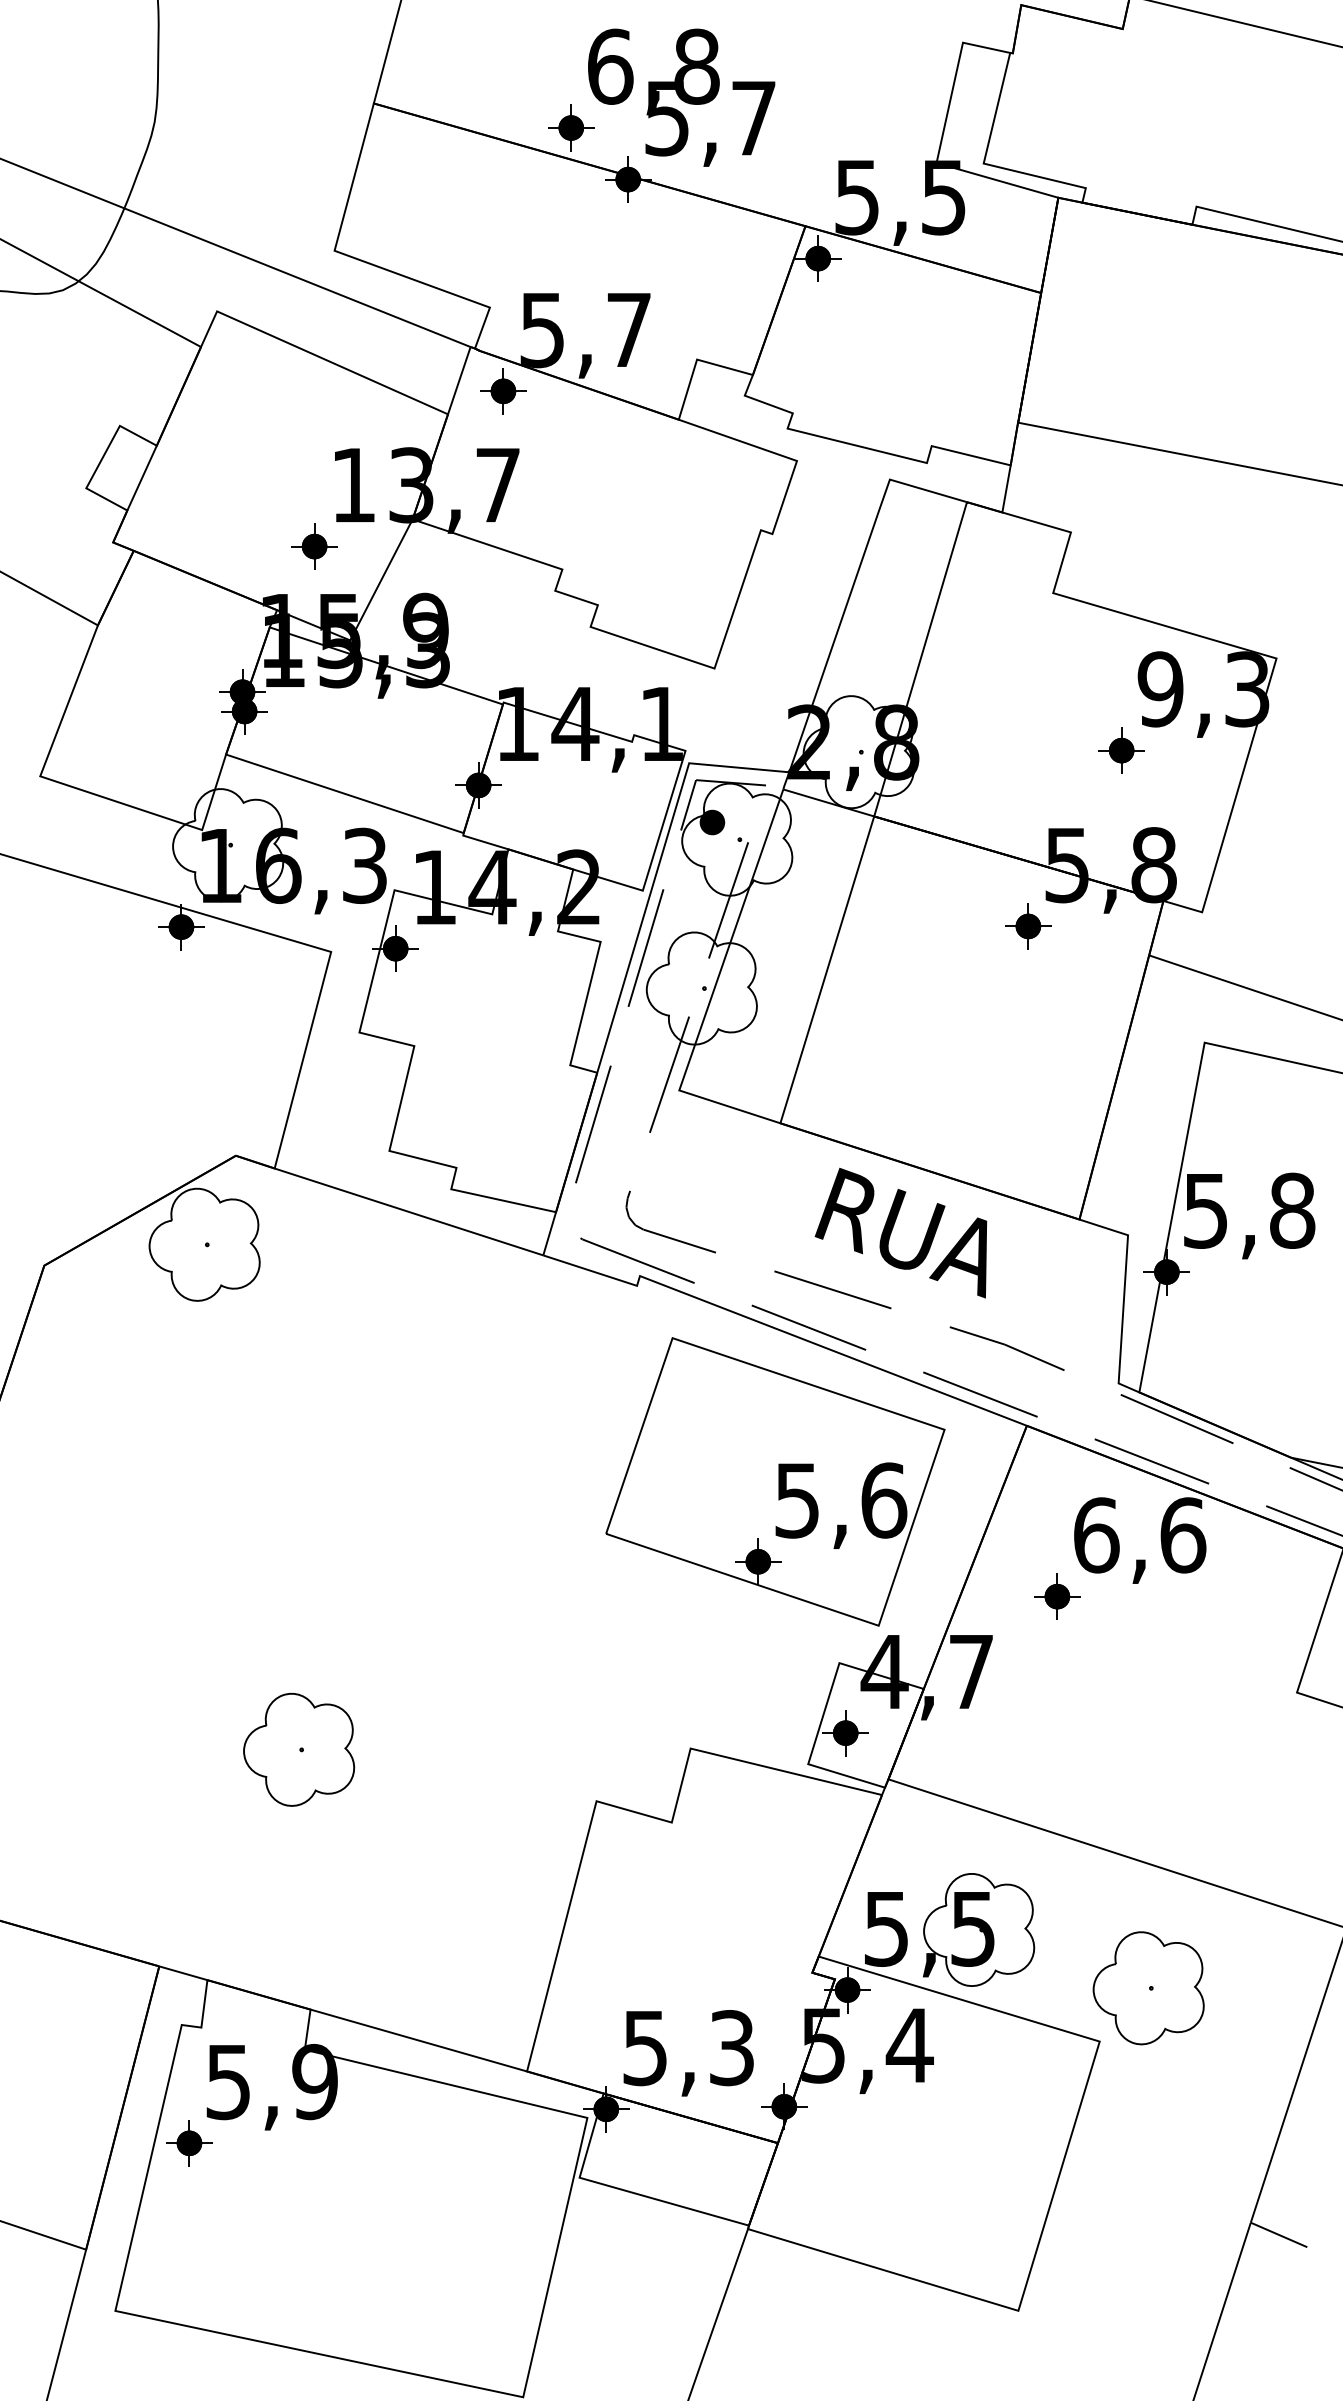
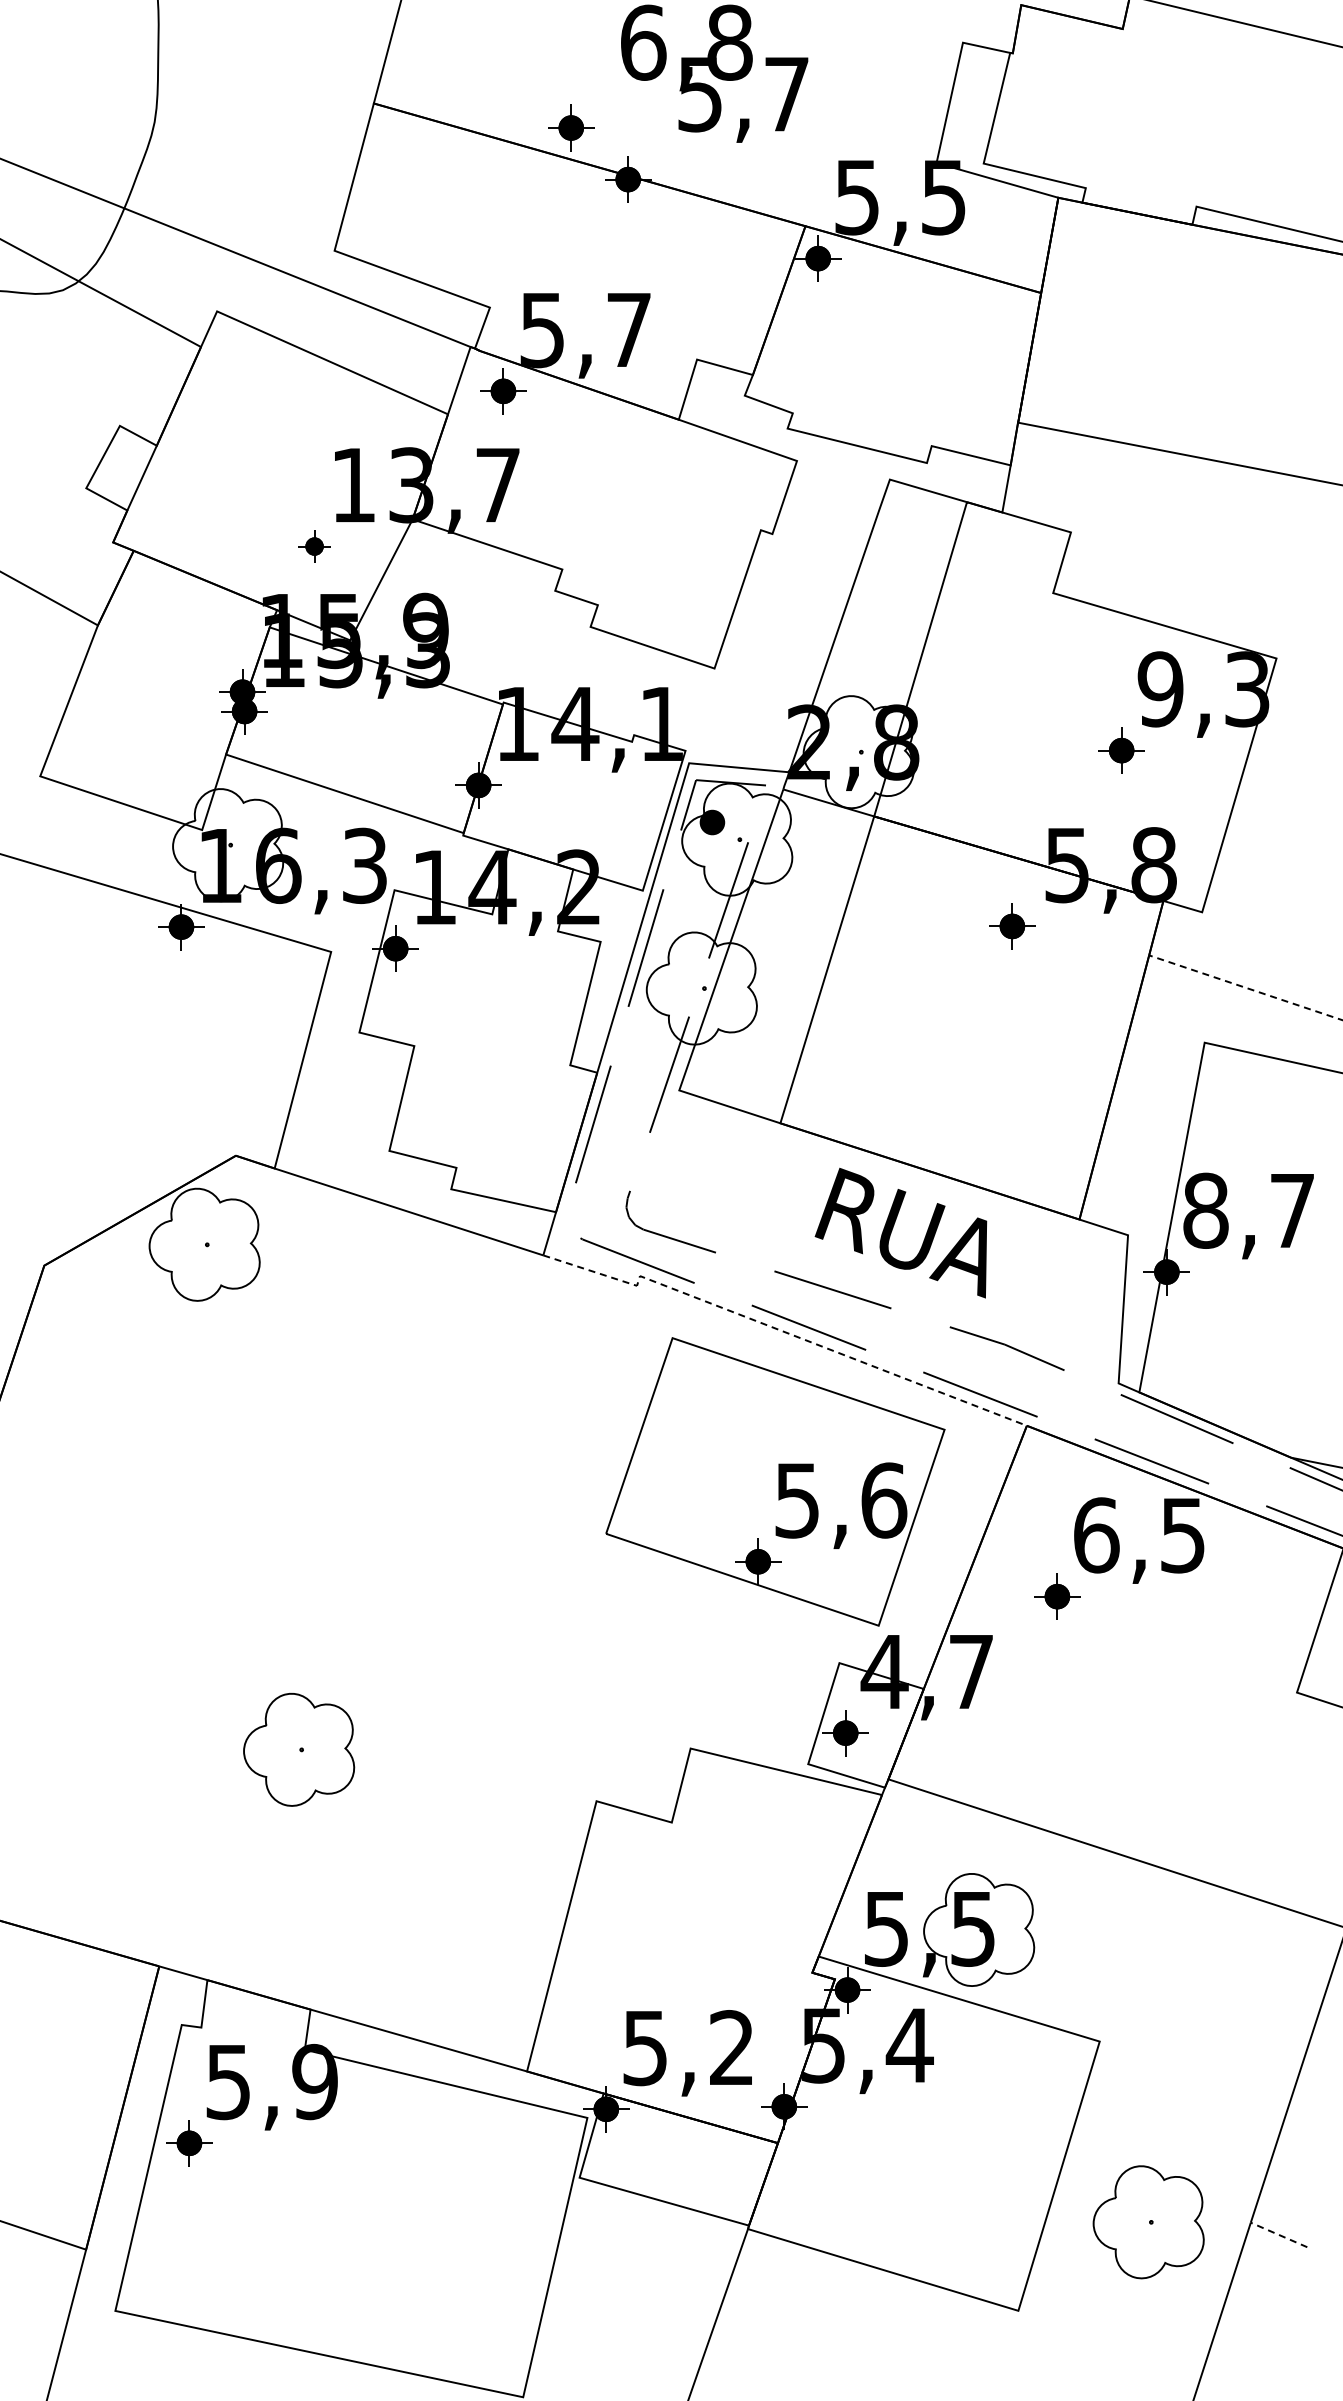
text position: (681, 97) -> (714, 73) (714, 73)
part size: 47x47 px -> 33x33 px (314, 546)
part position: (1028, 926) -> (1012, 926) (1012, 926)
line: solid -> dashed (1245, 987)
text: 5,8 -> 8,7 (1249, 1210)
line: solid -> dashed (781, 1330)
text: 6,6 -> 6,5 (1183, 1535)
part position: (1148, 1988) -> (1148, 2222) (1148, 2222)
text: 5,3 -> 5,2 (731, 2048)
line: solid -> dashed (1279, 2234)
